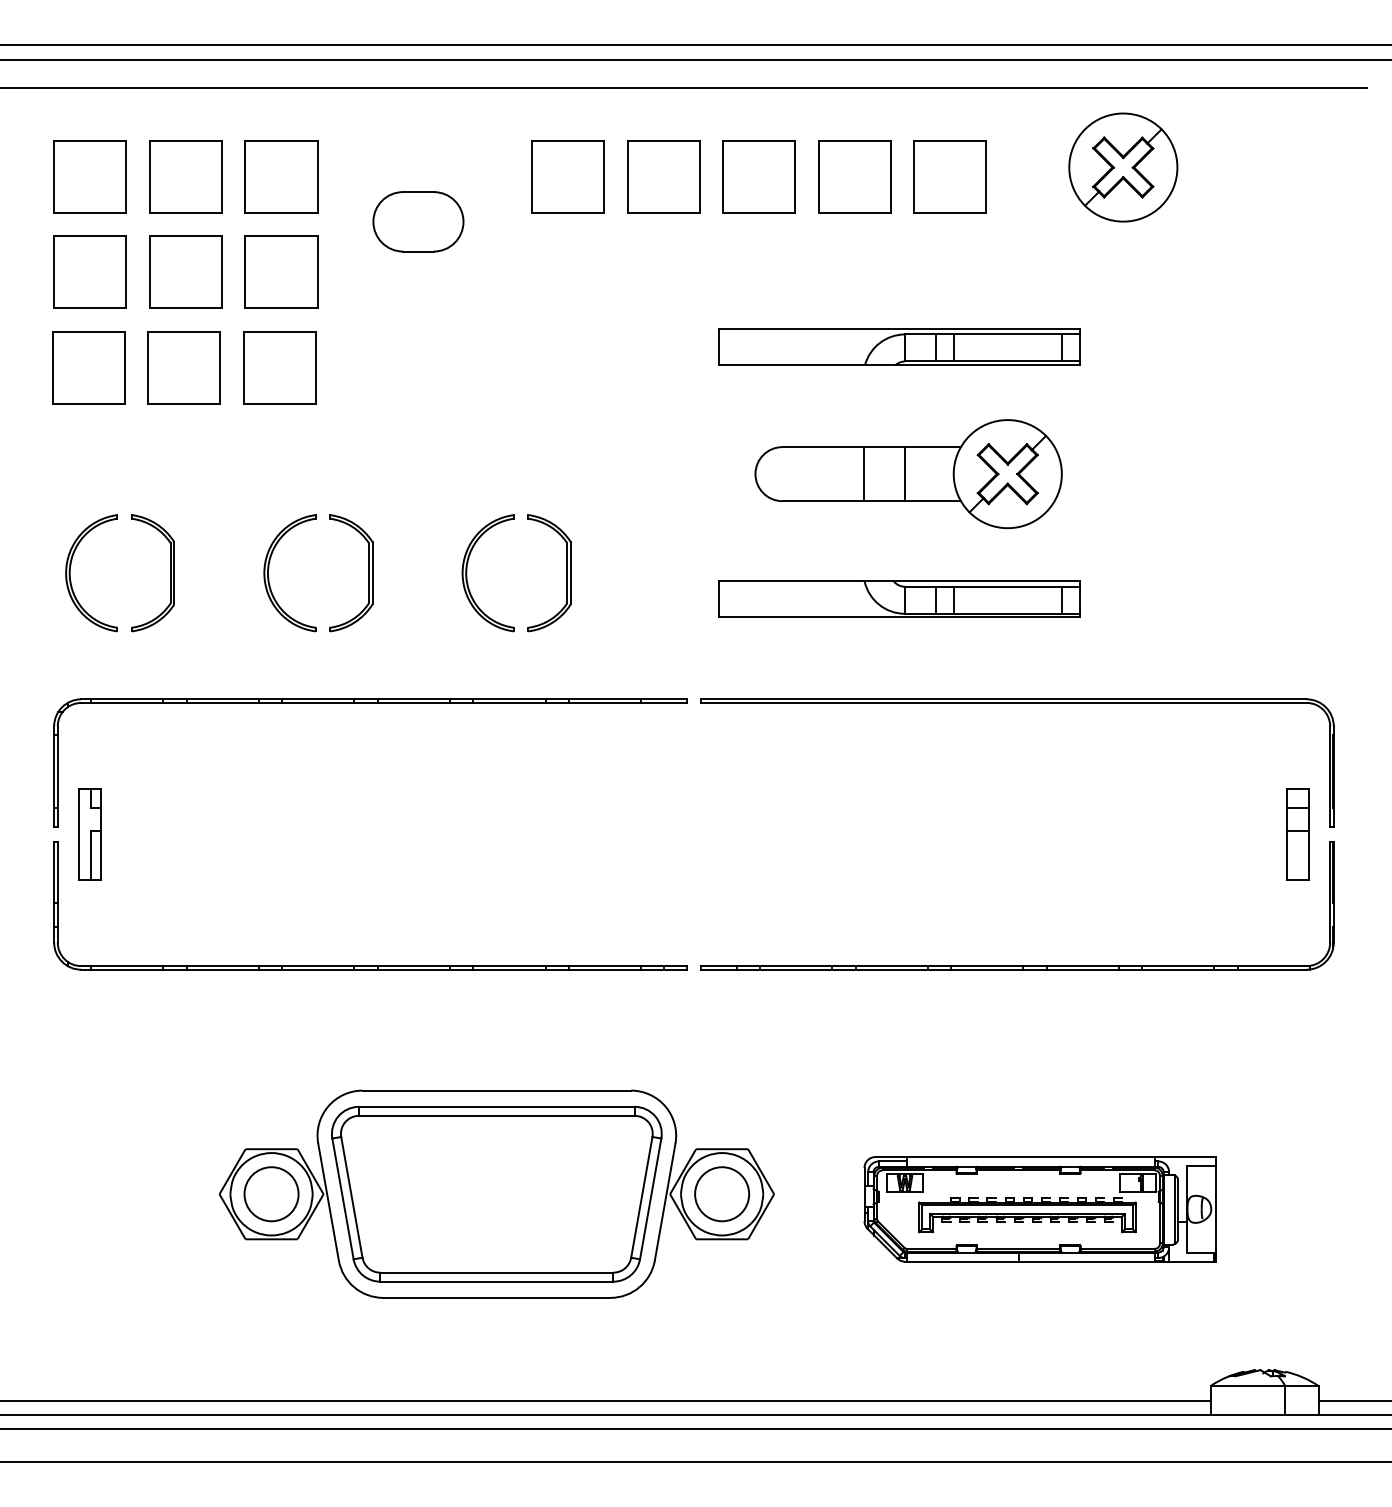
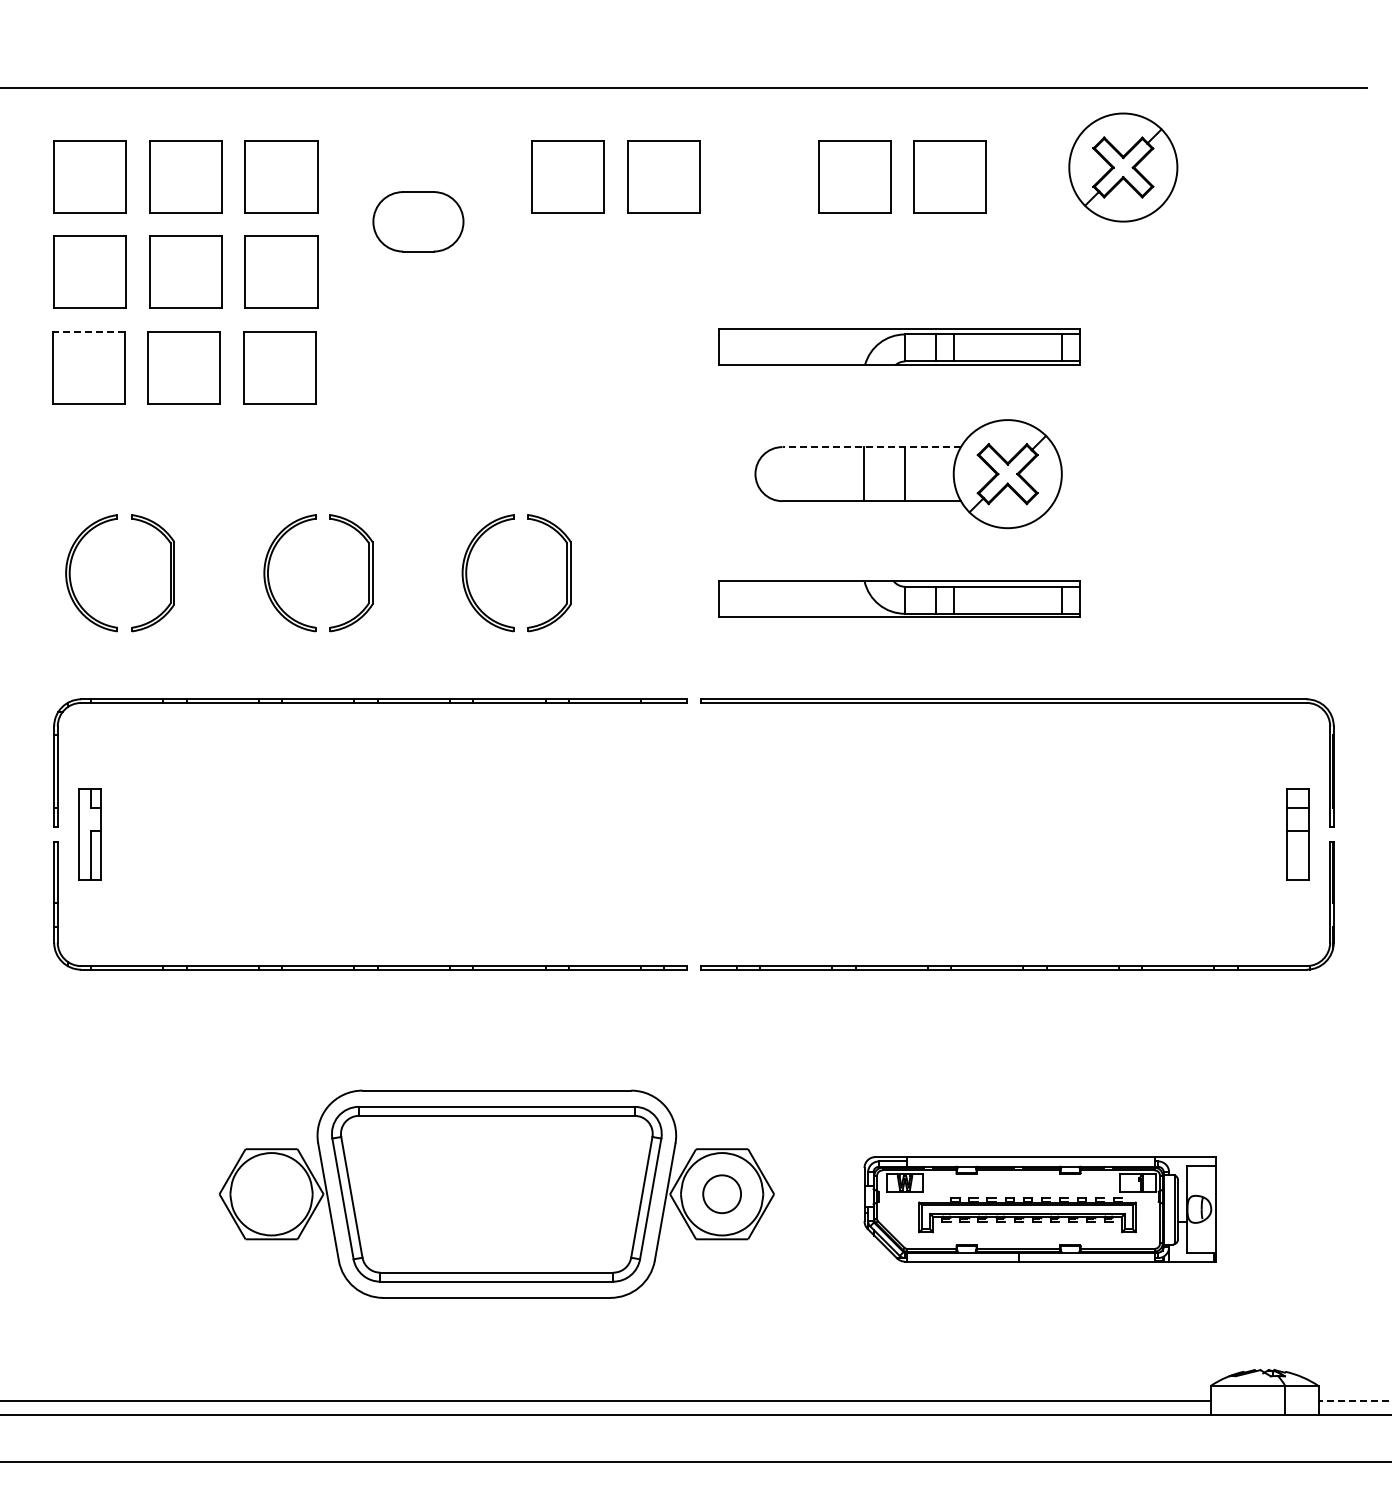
line: present -> none (695, 45)
line: present -> none (695, 59)
part: present -> none (758, 176)
line: solid -> dashed (88, 331)
line: solid -> dashed (871, 447)
circle: present -> none (271, 1194)
circle diameter: 54 px -> 38 px (722, 1194)
line: solid -> dashed (1354, 1400)
line: present -> none (695, 1429)
